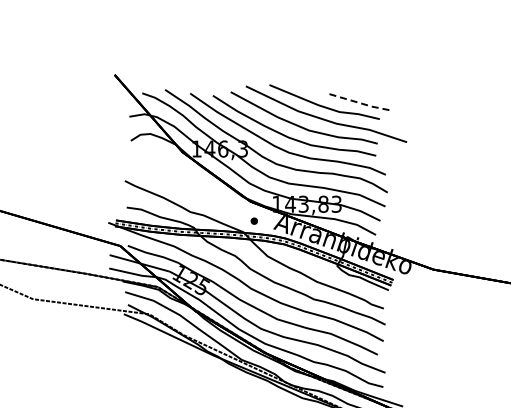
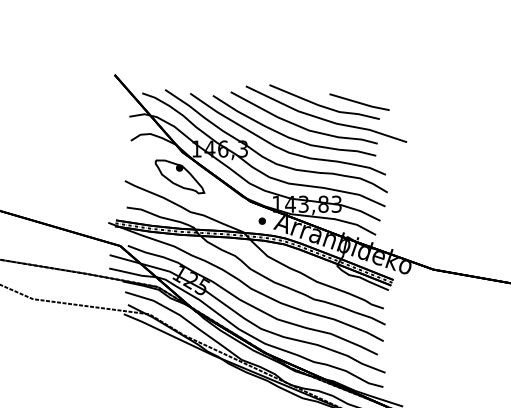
line: dashed -> solid (359, 103)
part: none -> present (179, 176)
part position: (253, 220) -> (261, 220) (261, 220)
